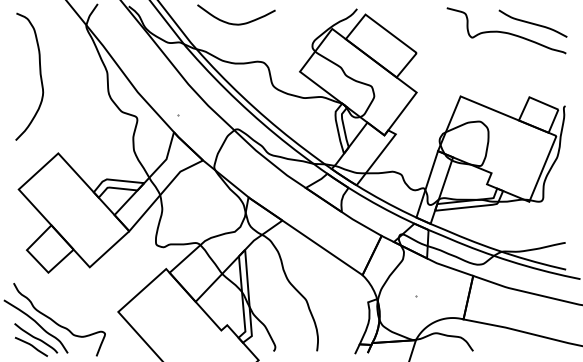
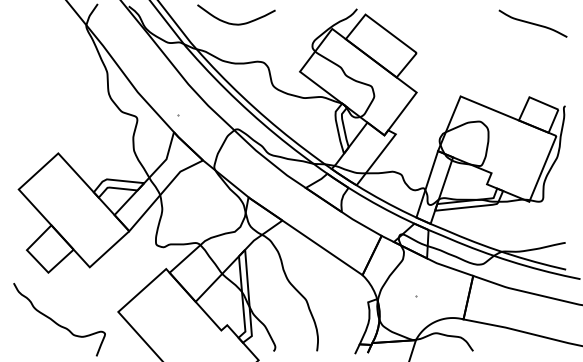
curve: present -> none (505, 31)
curve: present -> none (39, 74)
part: present -> none (35, 327)
